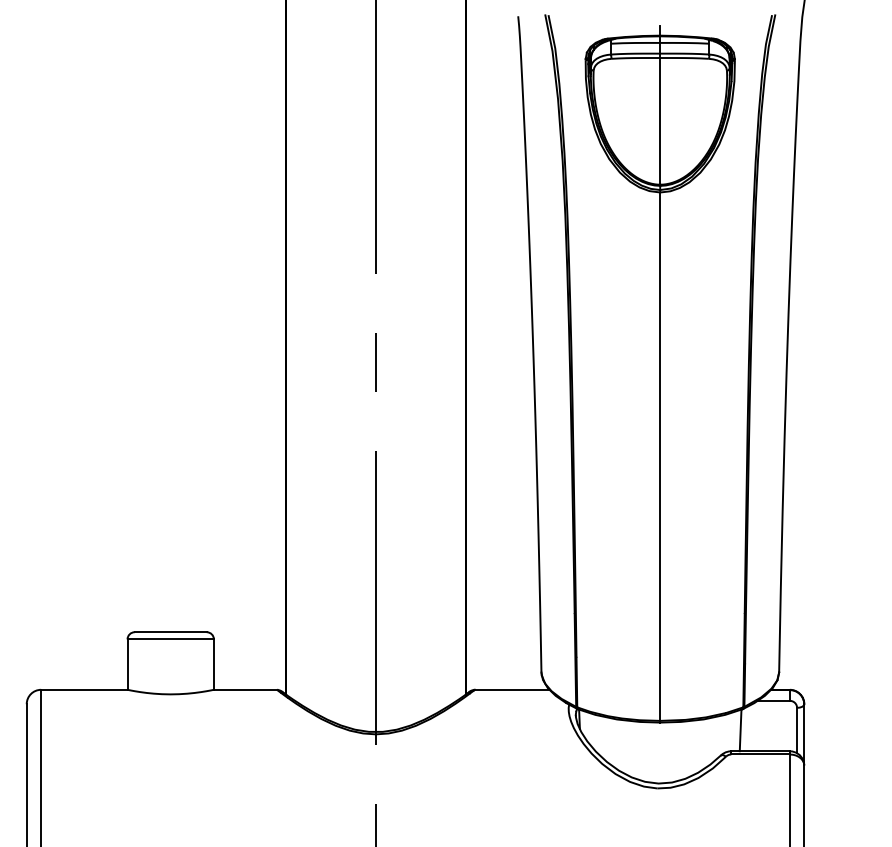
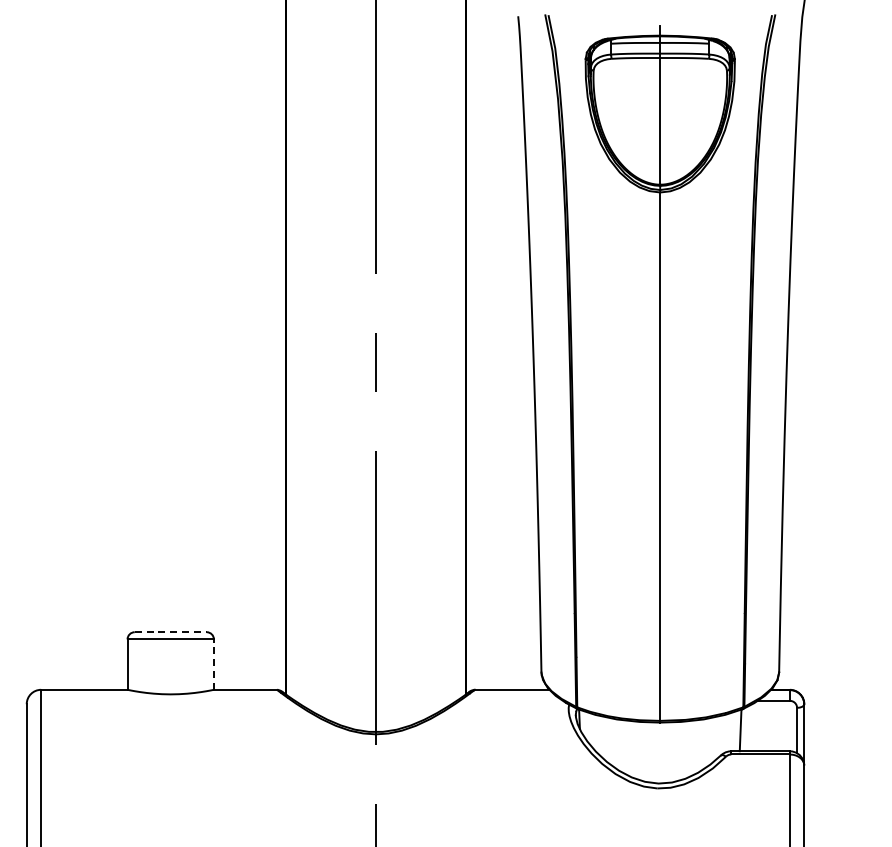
line: solid -> dashed (170, 632)
line: solid -> dashed (213, 664)
